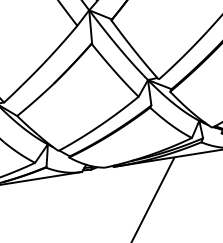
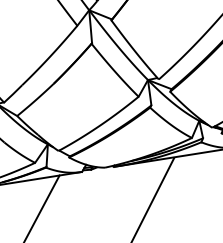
line: none -> present (42, 207)
